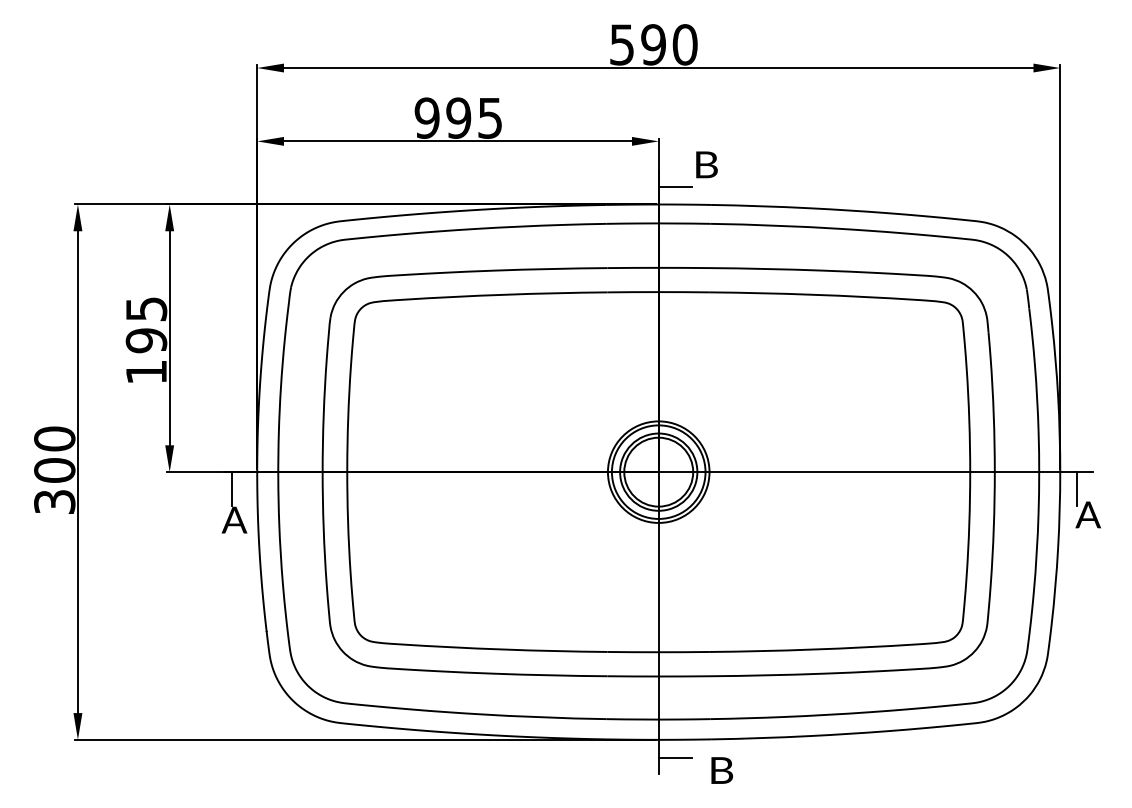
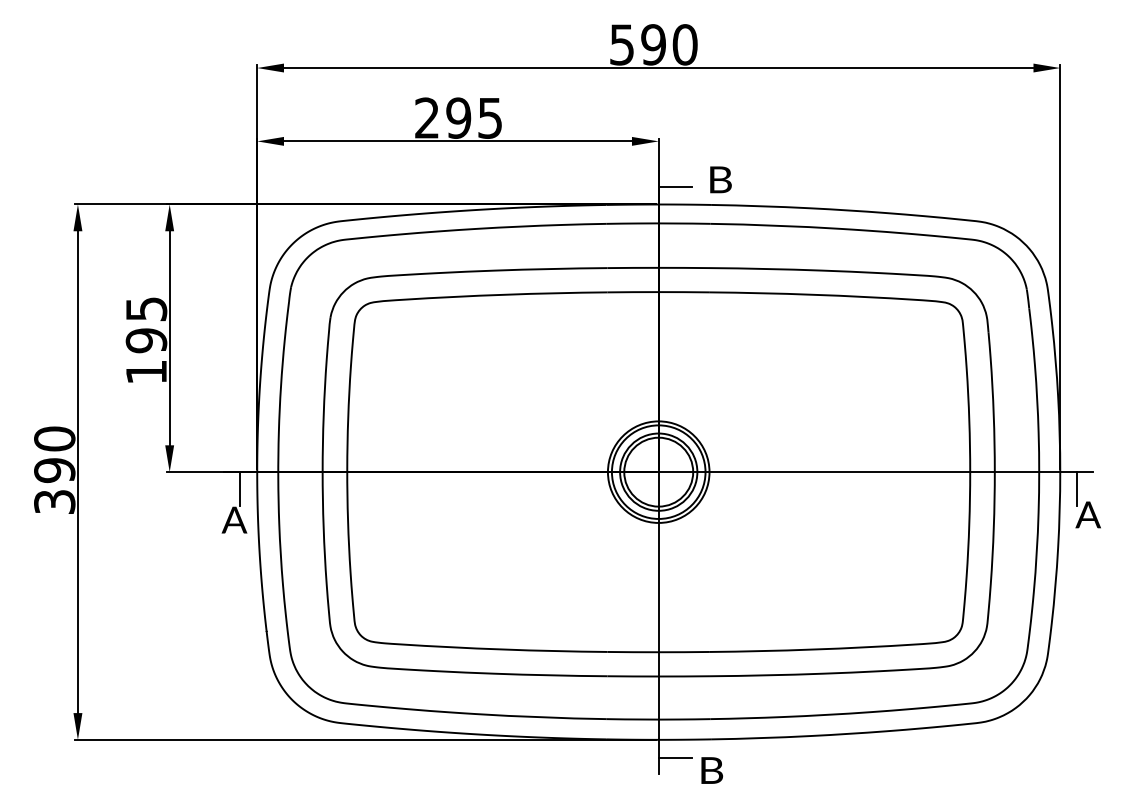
text: 995 -> 295 (426, 117)
text position: (706, 164) -> (720, 179) (720, 179)
text: 300 -> 390 (54, 470)
line position: (232, 488) -> (240, 488) (240, 488)
text position: (722, 770) -> (712, 770) (712, 770)
